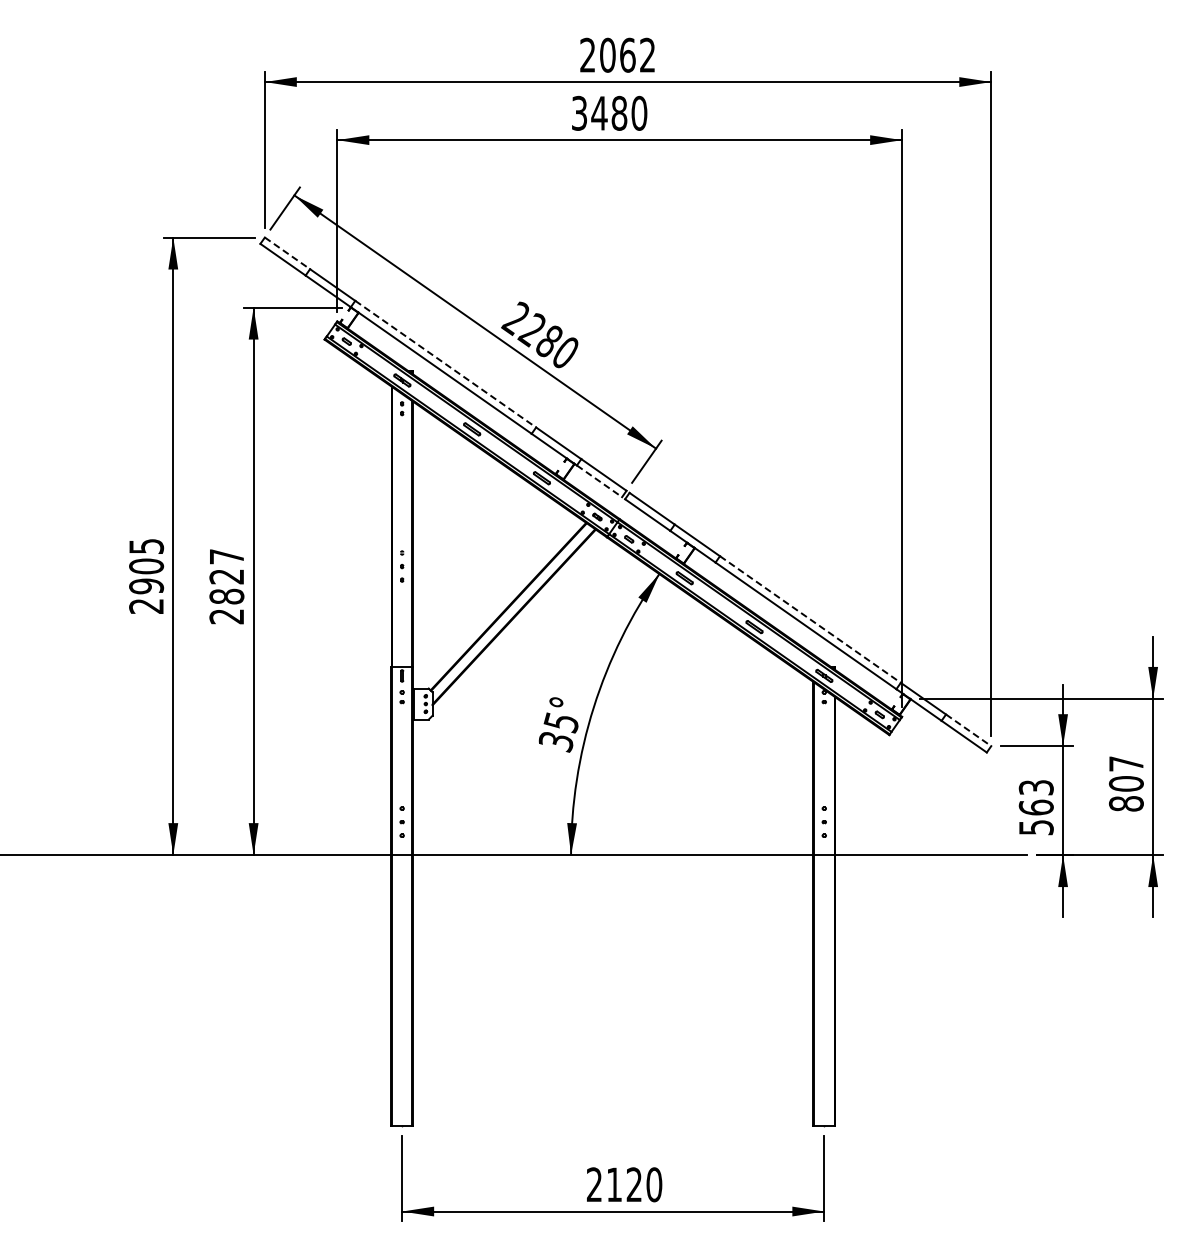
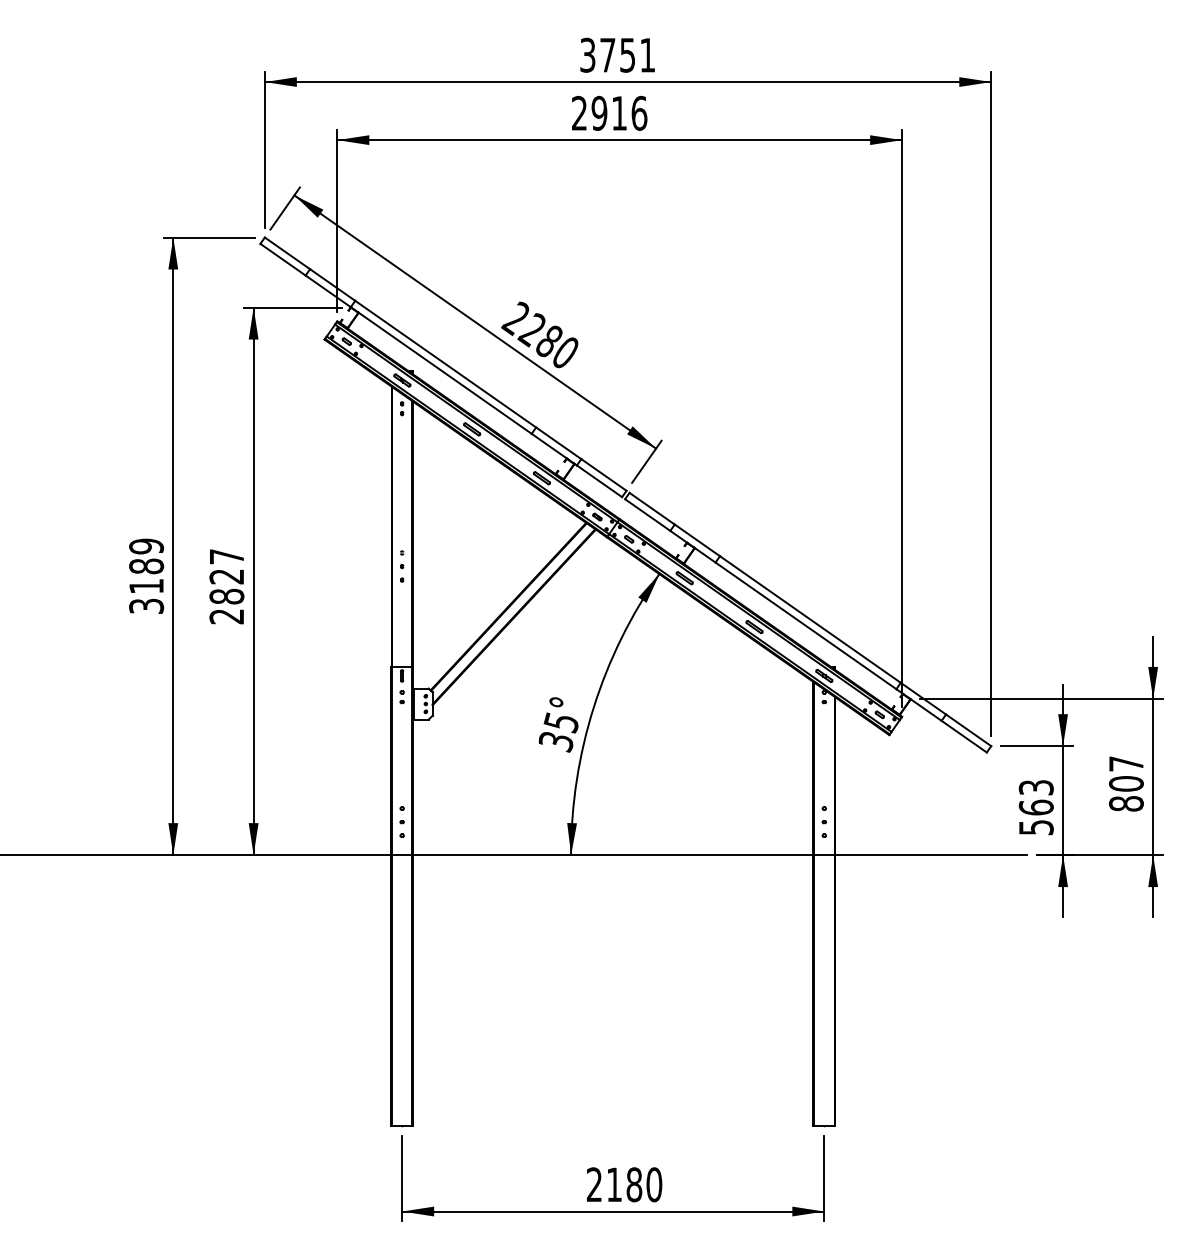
text: 2062 -> 3751 (617, 54)
text: 3480 -> 2916 (609, 112)
line: dashed -> solid (287, 253)
line: dashed -> solid (446, 364)
line: dashed -> solid (599, 481)
text: 2905 -> 3189 (146, 575)
line: dashed -> solid (810, 619)
line: dashed -> solid (968, 730)
text: 2120 -> 2180 (634, 1184)
